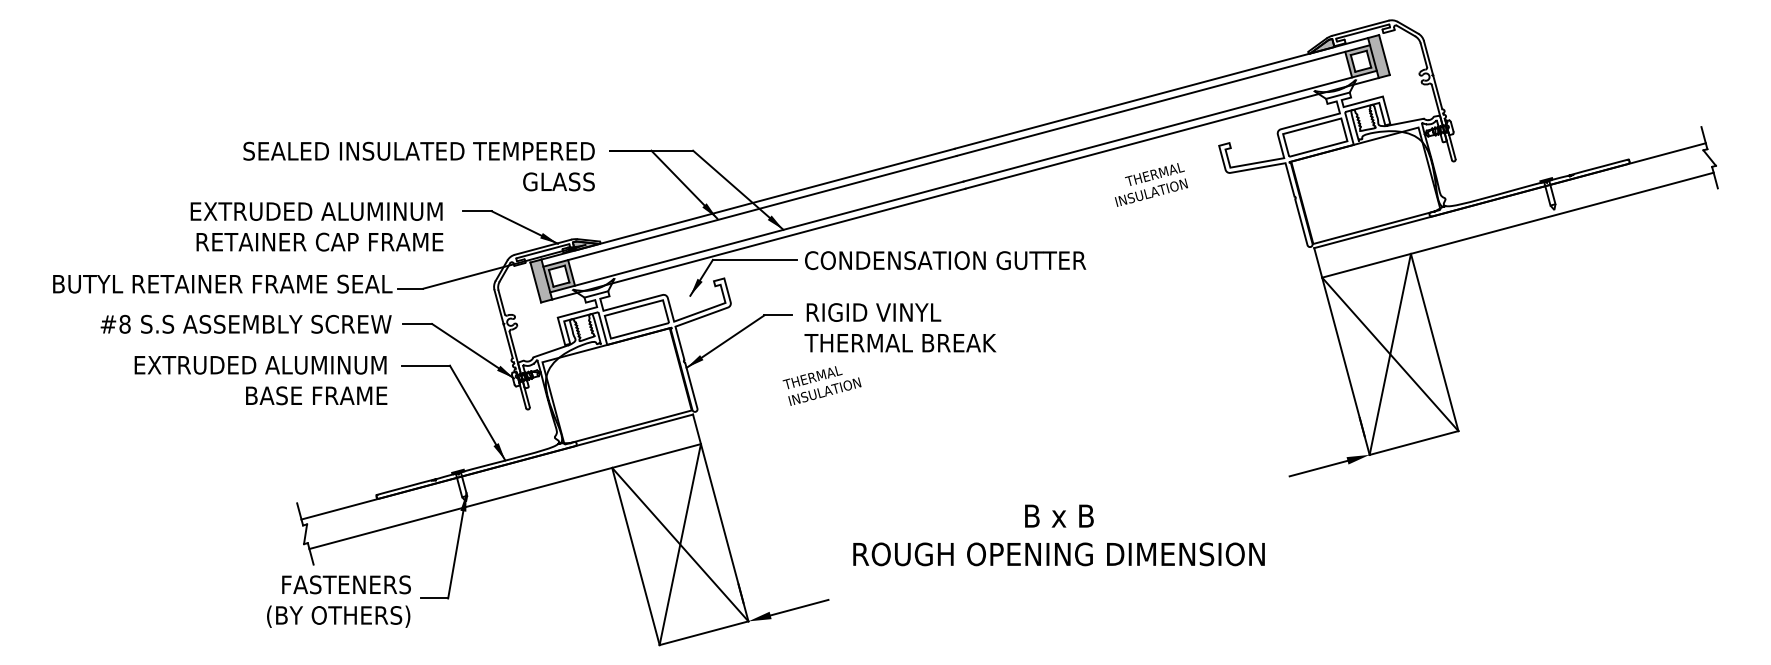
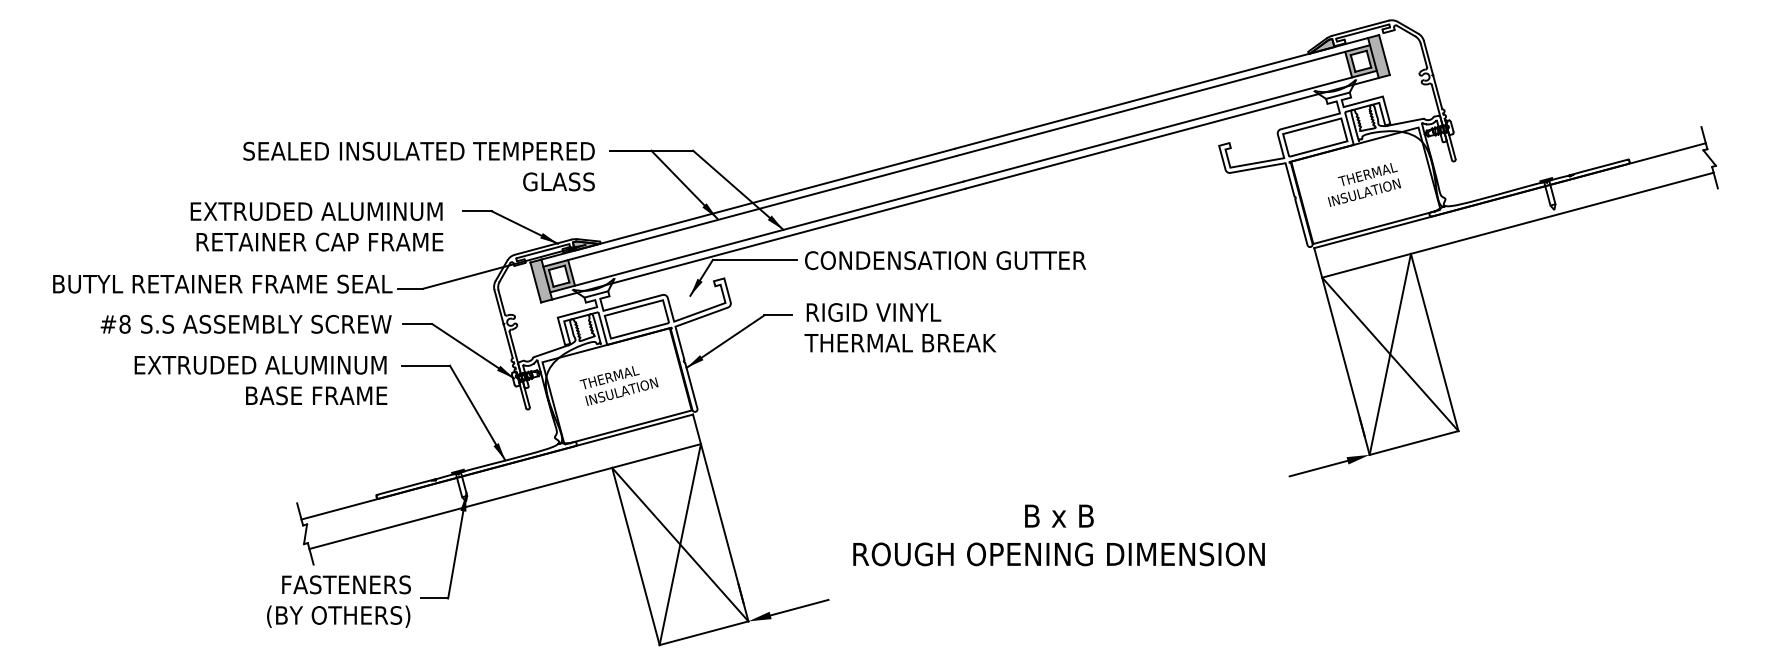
text position: (1151, 184) -> (1364, 184) (1364, 184)
text position: (821, 385) -> (618, 385) (618, 385)
